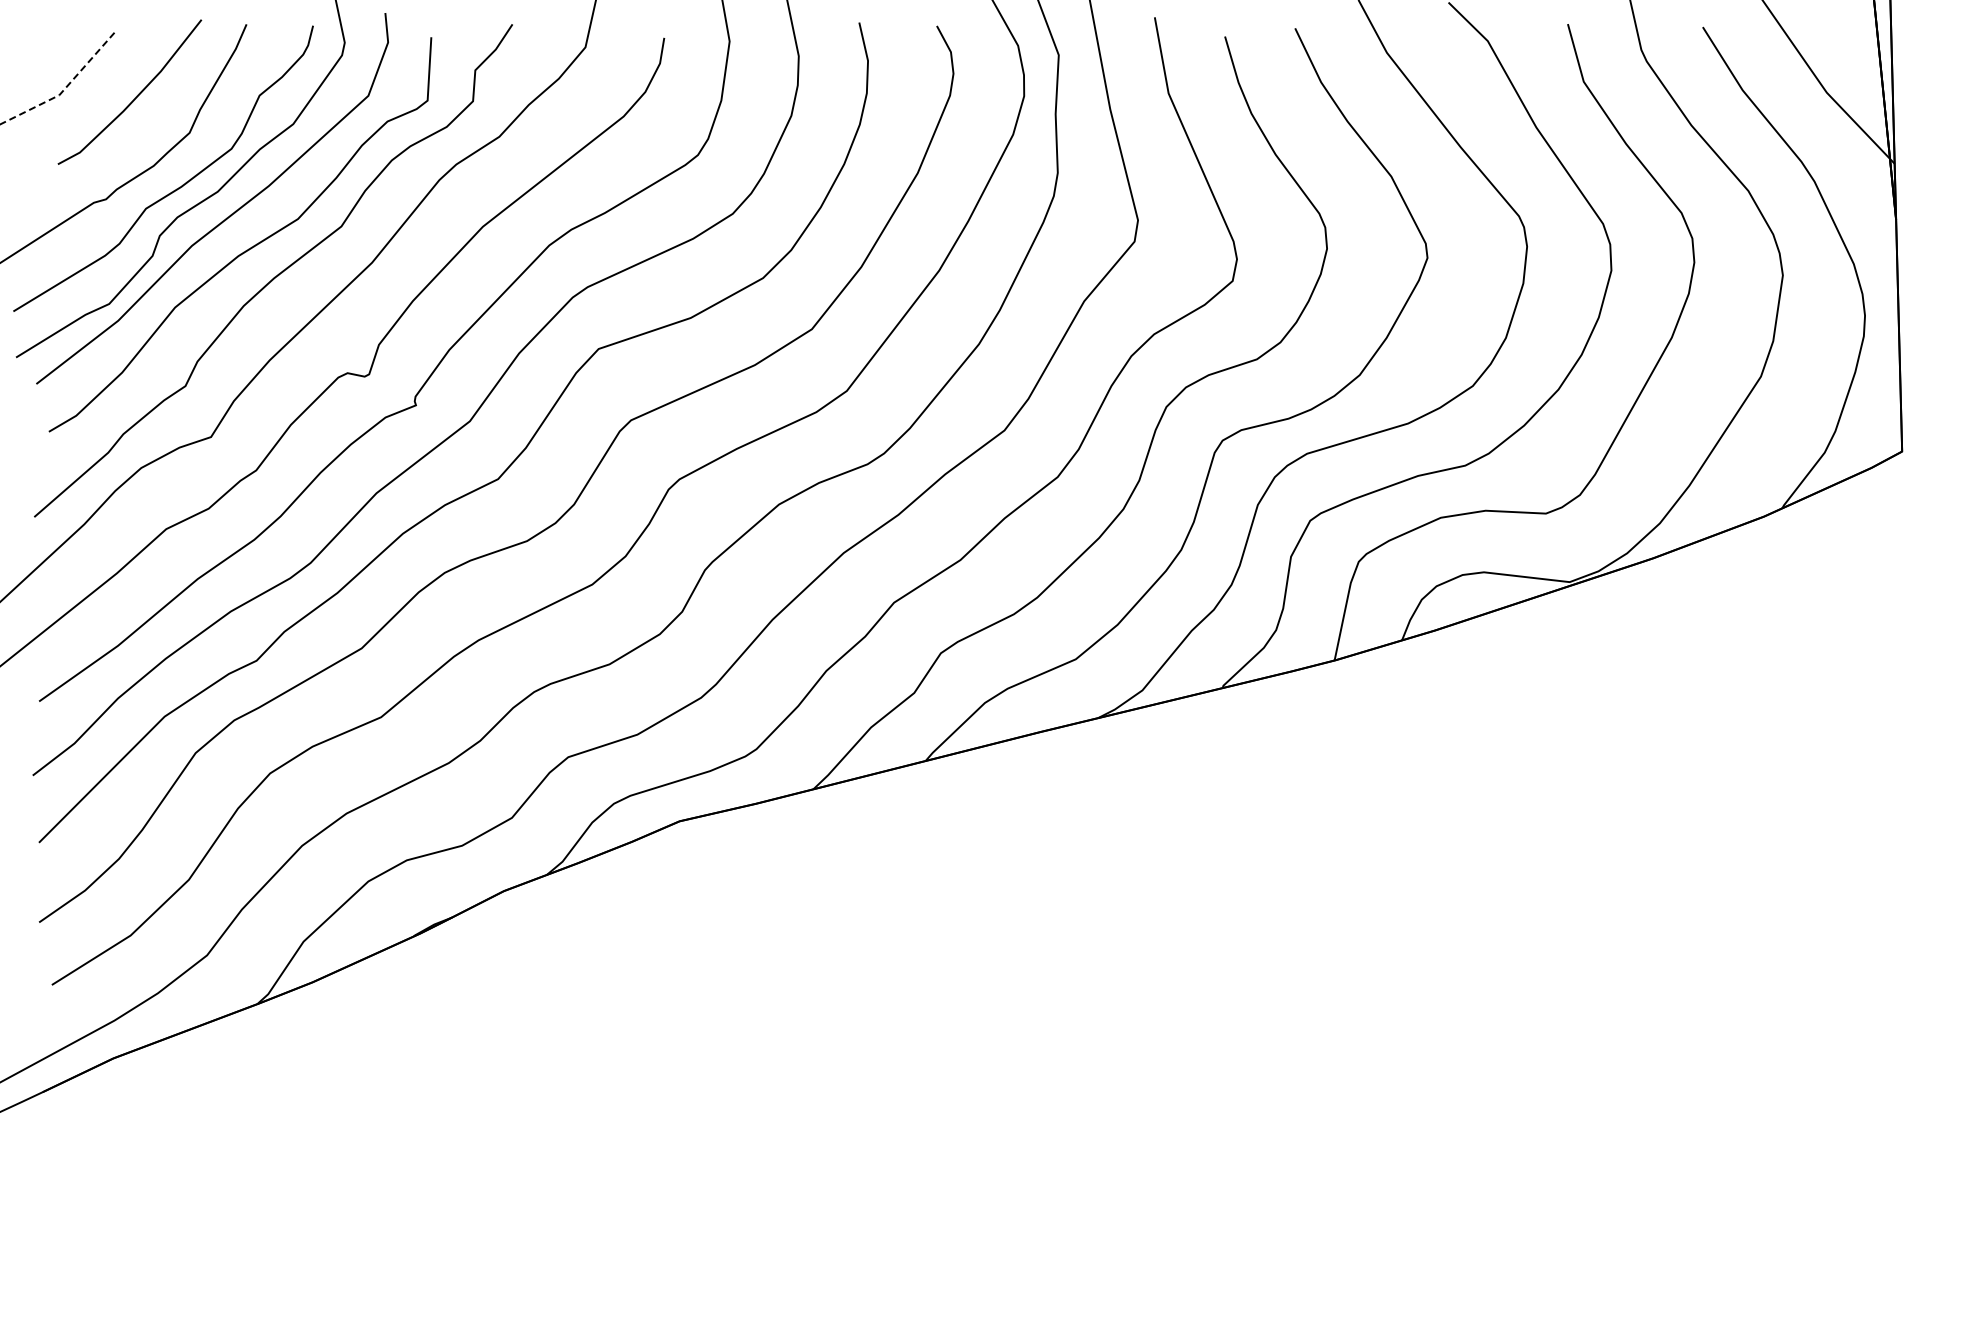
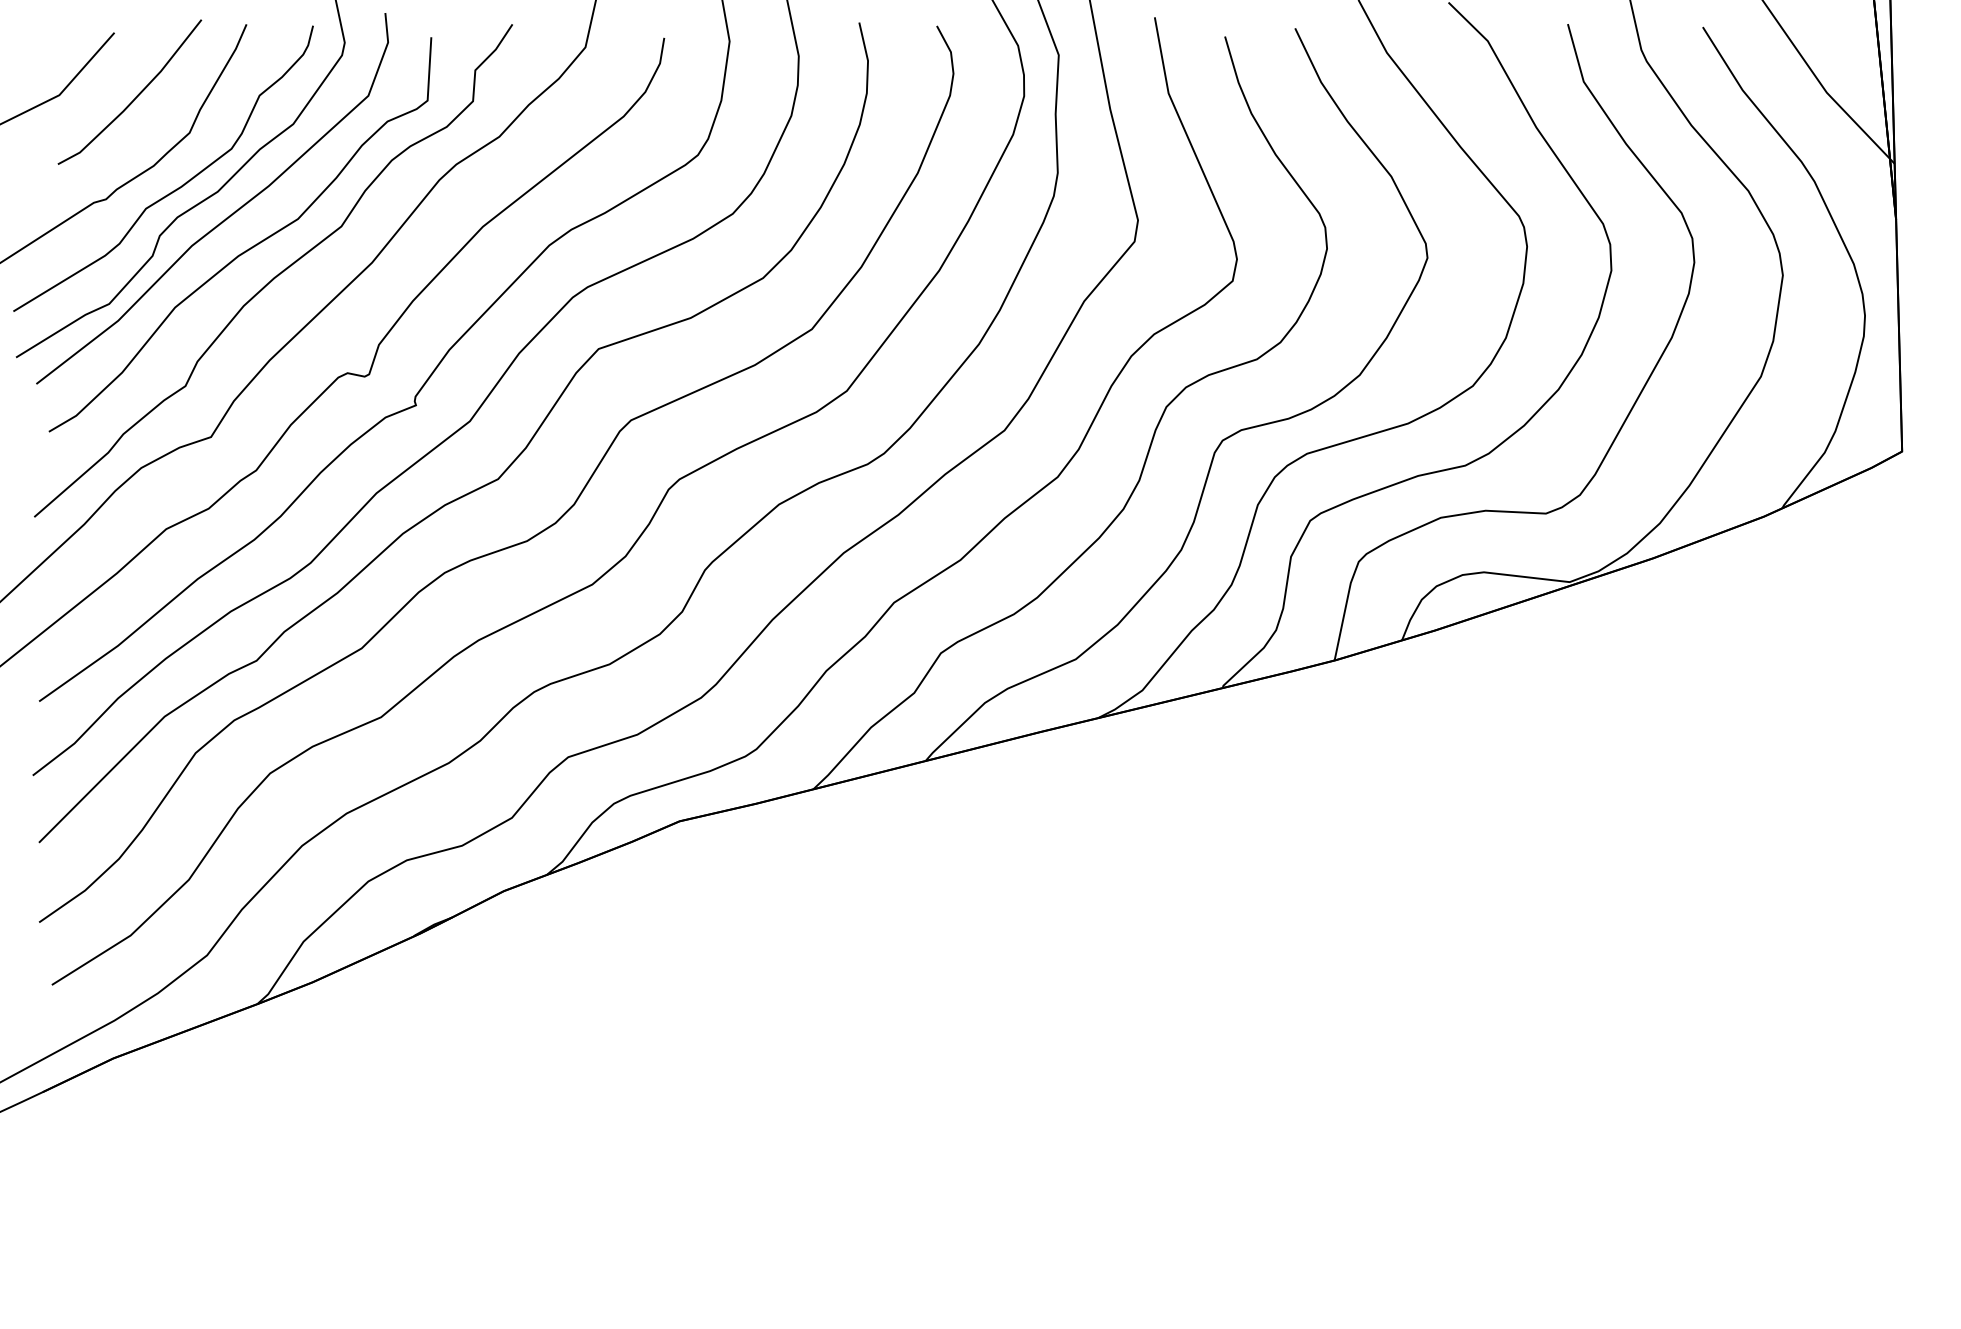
line: dashed -> solid (64, 89)
